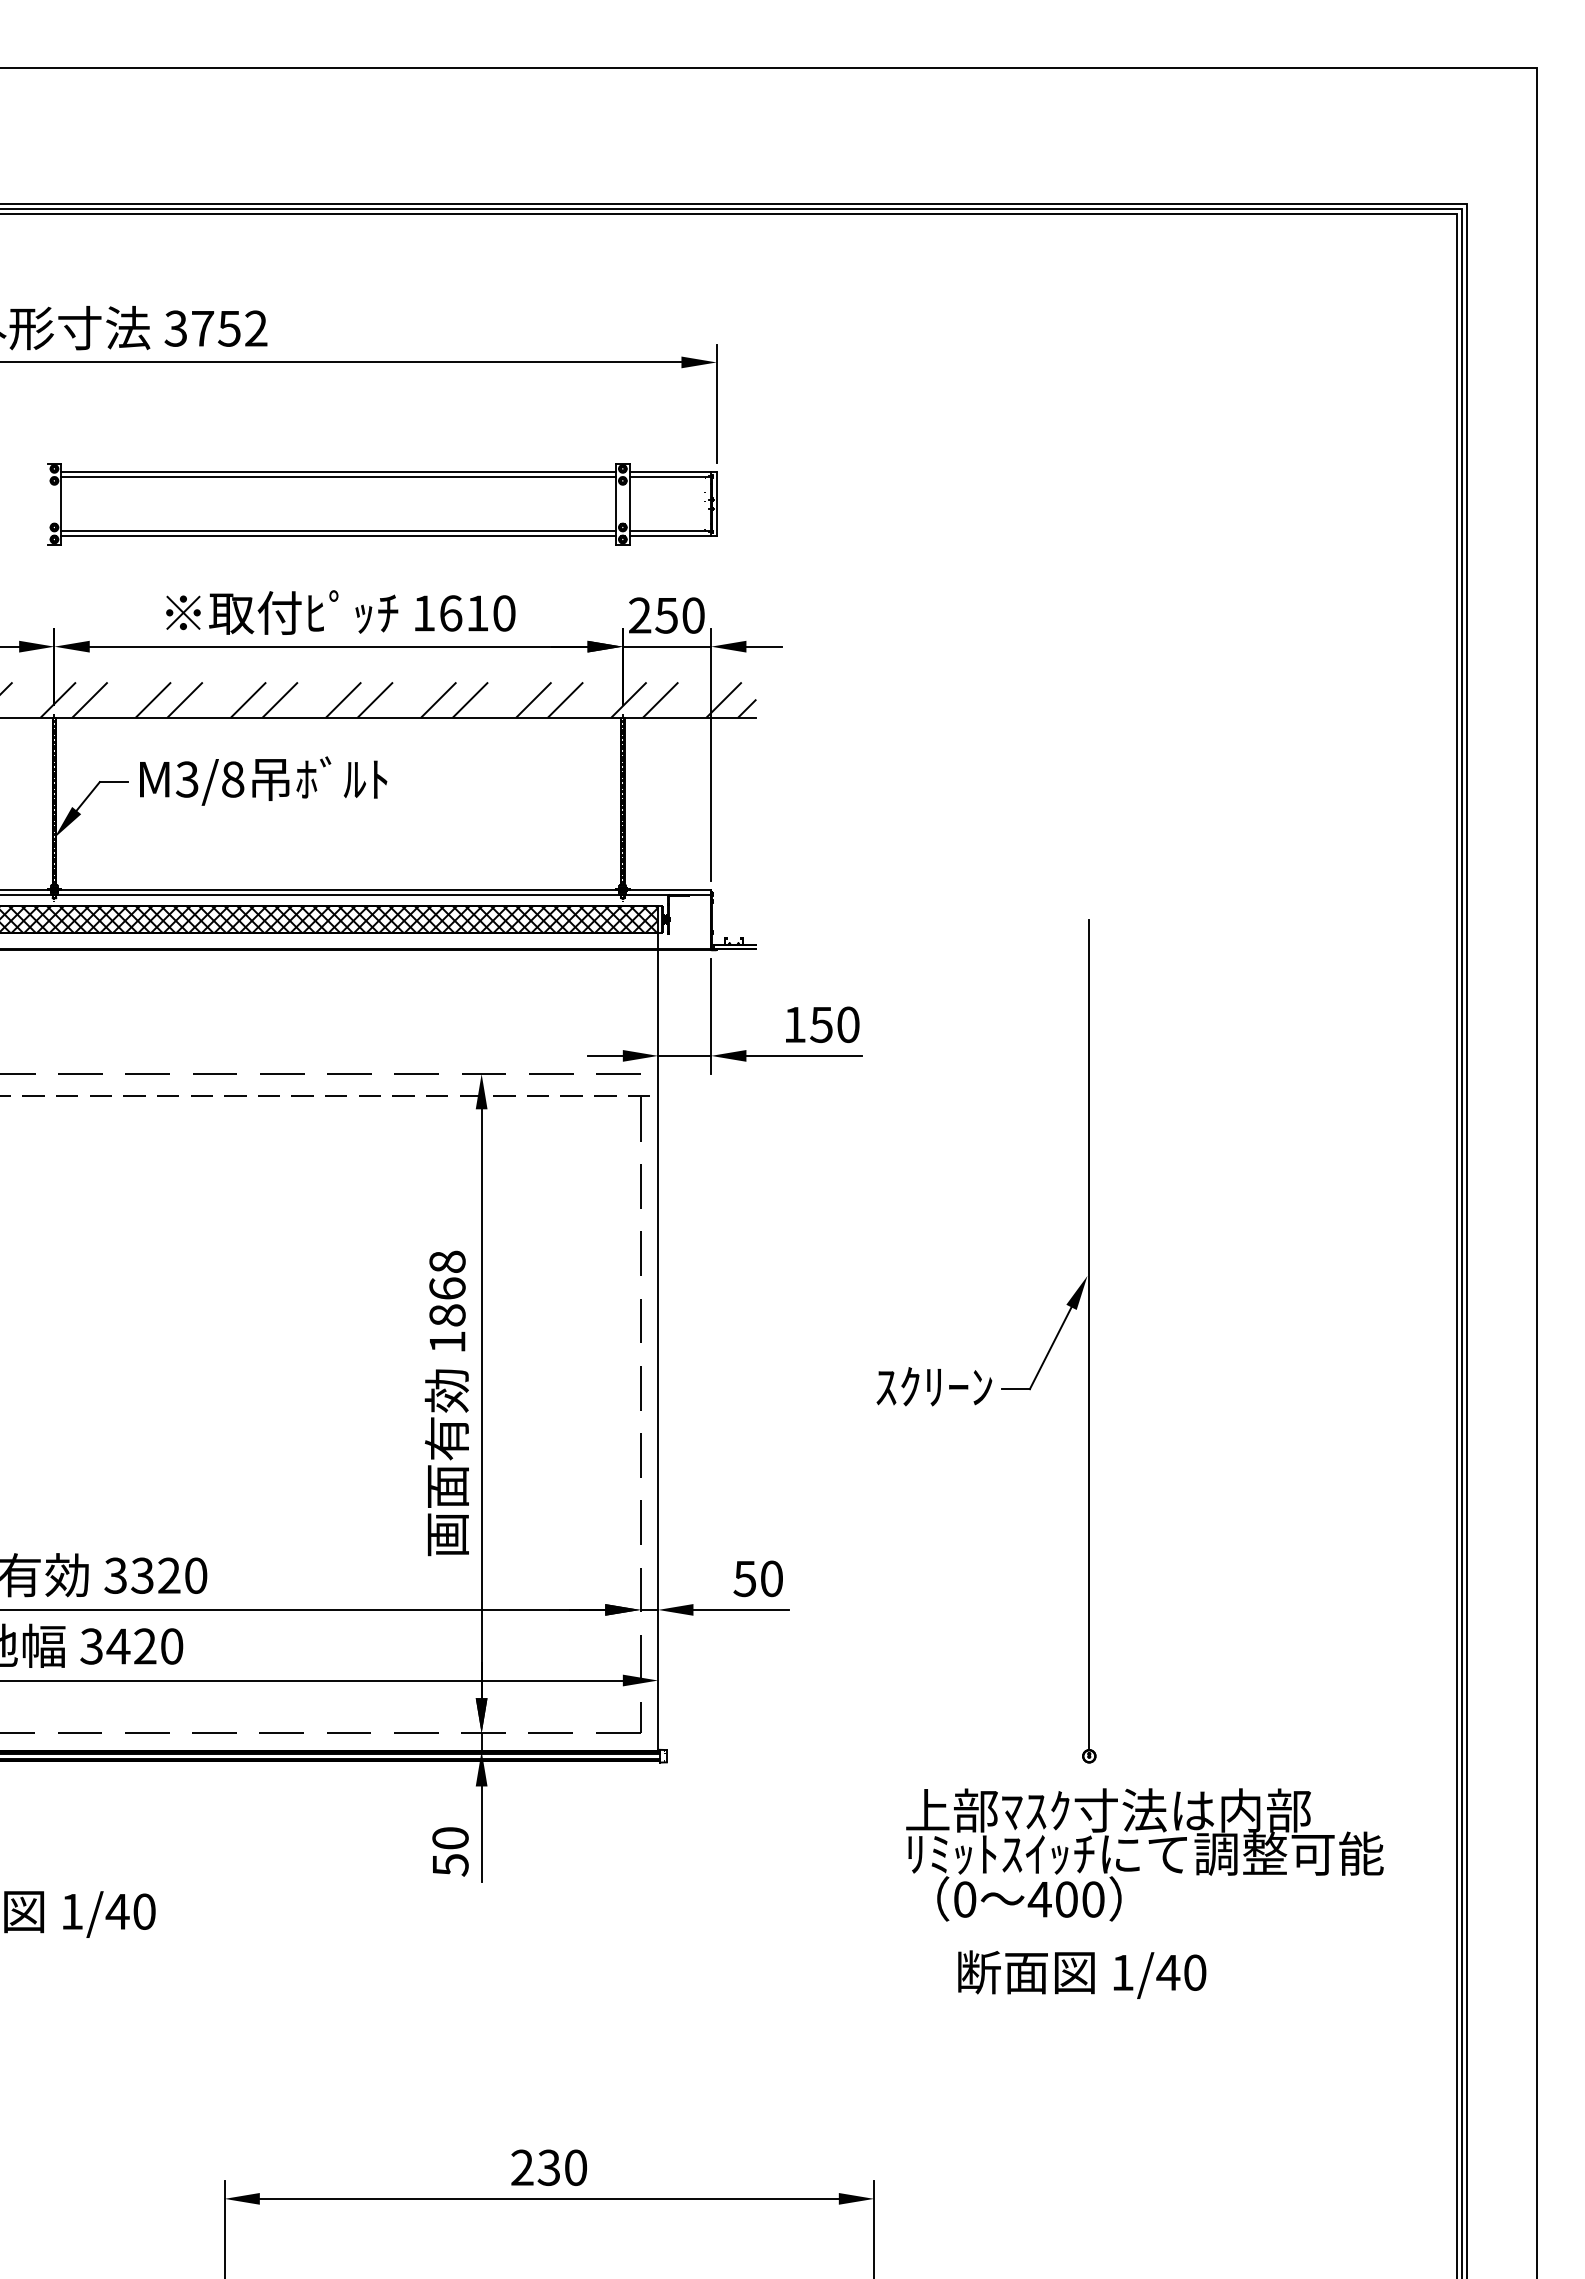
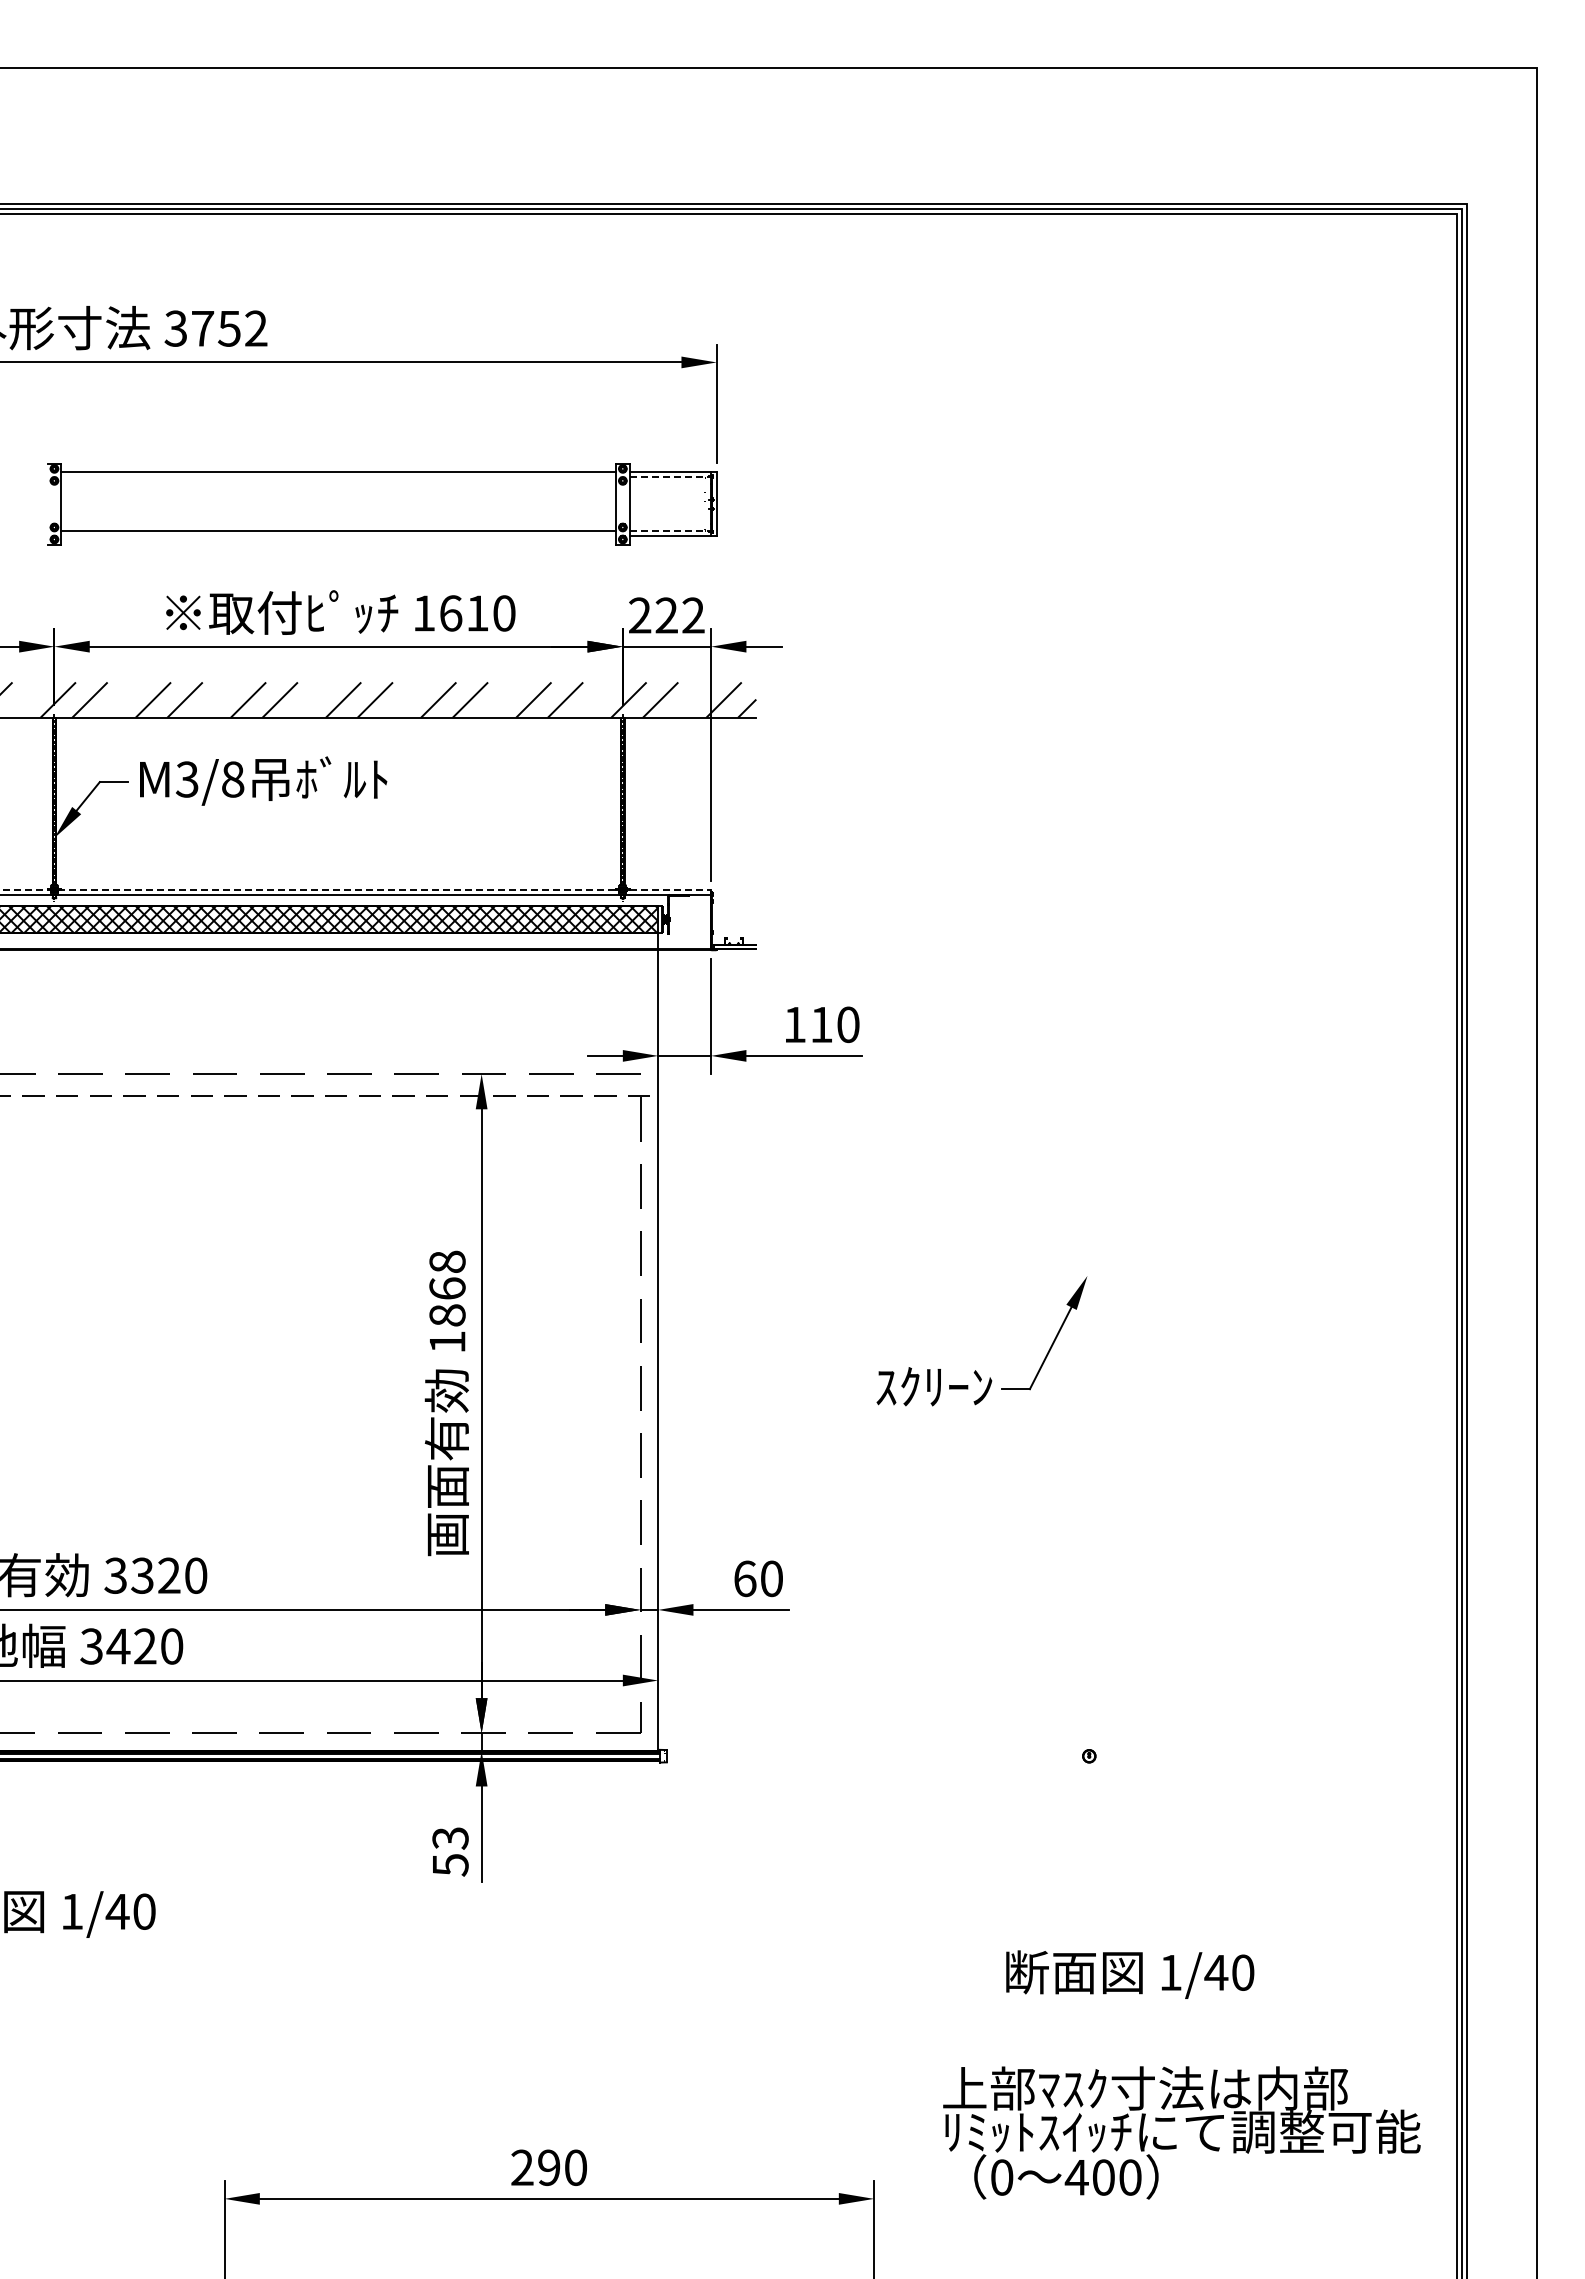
line: present -> none (338, 477)
line: solid -> dashed (670, 477)
line: solid -> dashed (670, 531)
line: present -> none (338, 536)
text: 250 -> 222 (679, 615)
line: solid -> dashed (356, 890)
text: 150 -> 110 (821, 1025)
line: present -> none (1089, 1334)
text: 50 -> 60 (744, 1578)
text: 50 -> 53 (450, 1838)
text position: (1144, 1854) -> (1181, 2132) (1181, 2132)
text position: (1082, 1974) -> (1130, 1974) (1130, 1974)
text: 230 -> 290 (548, 2167)
